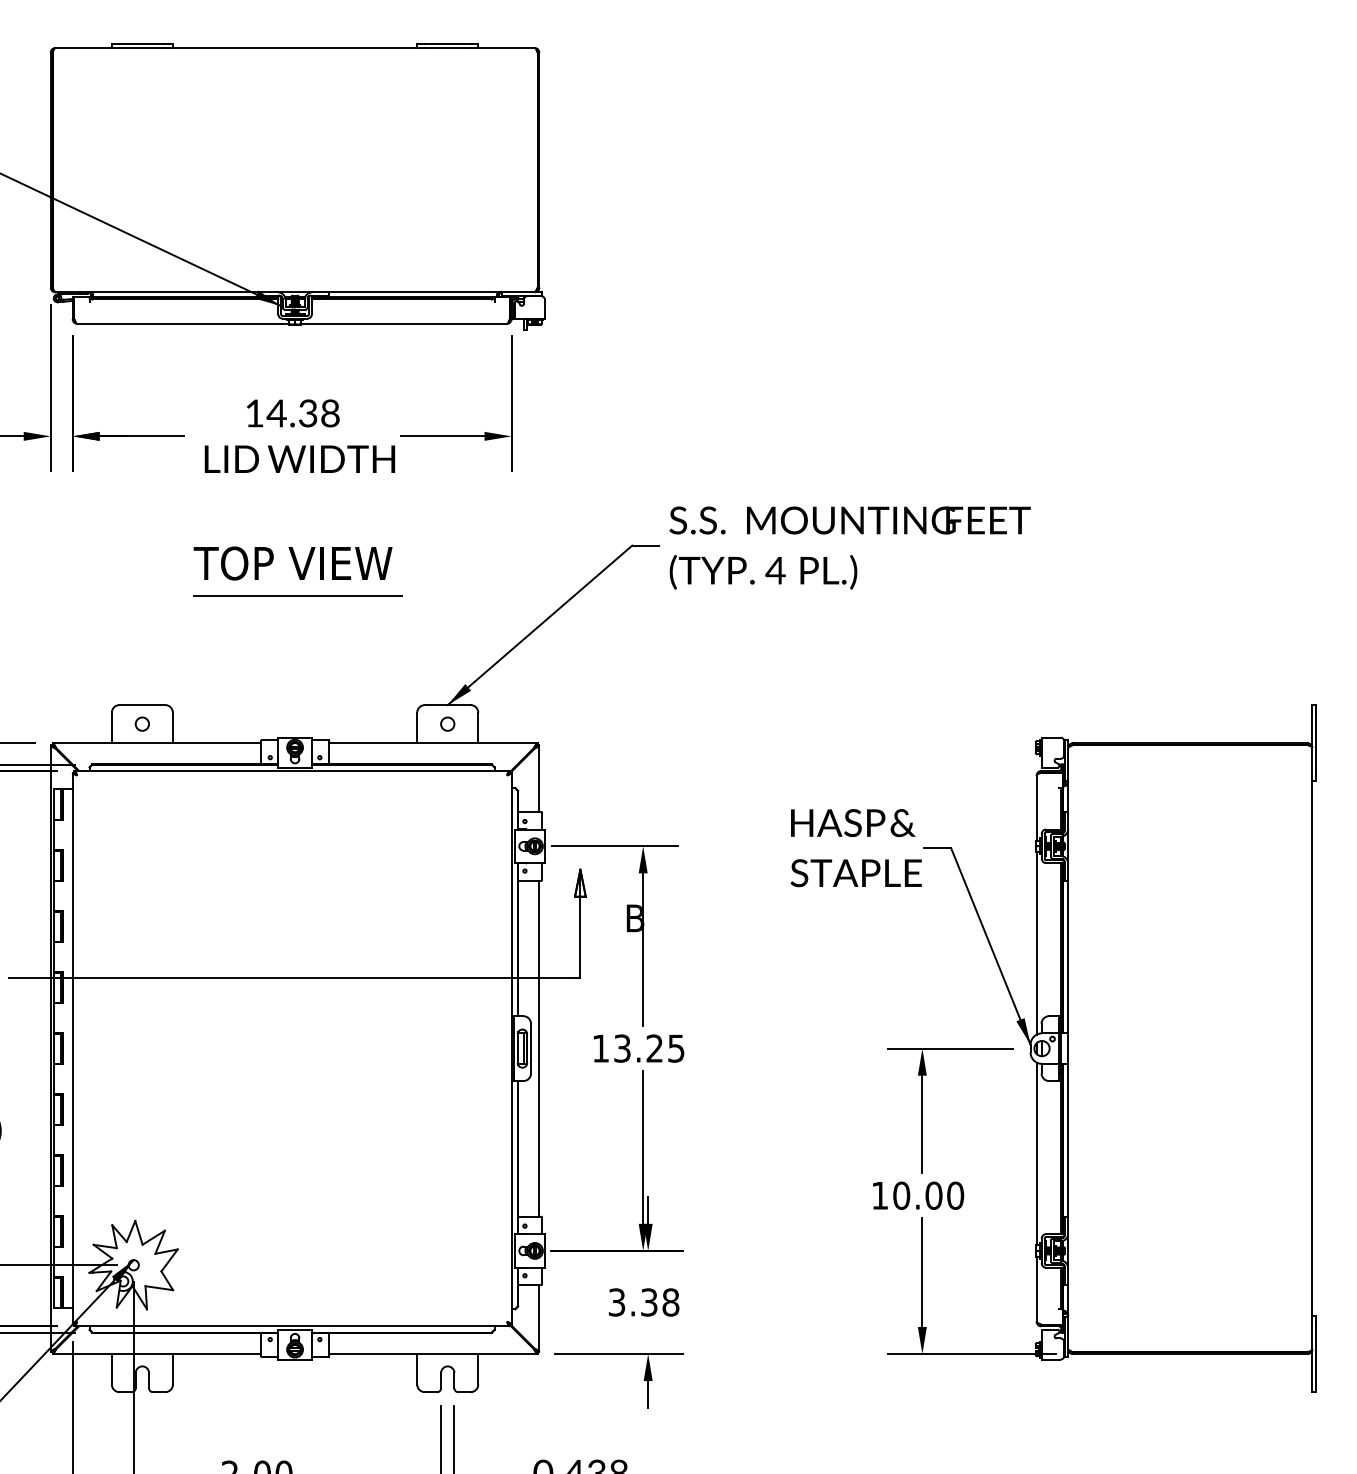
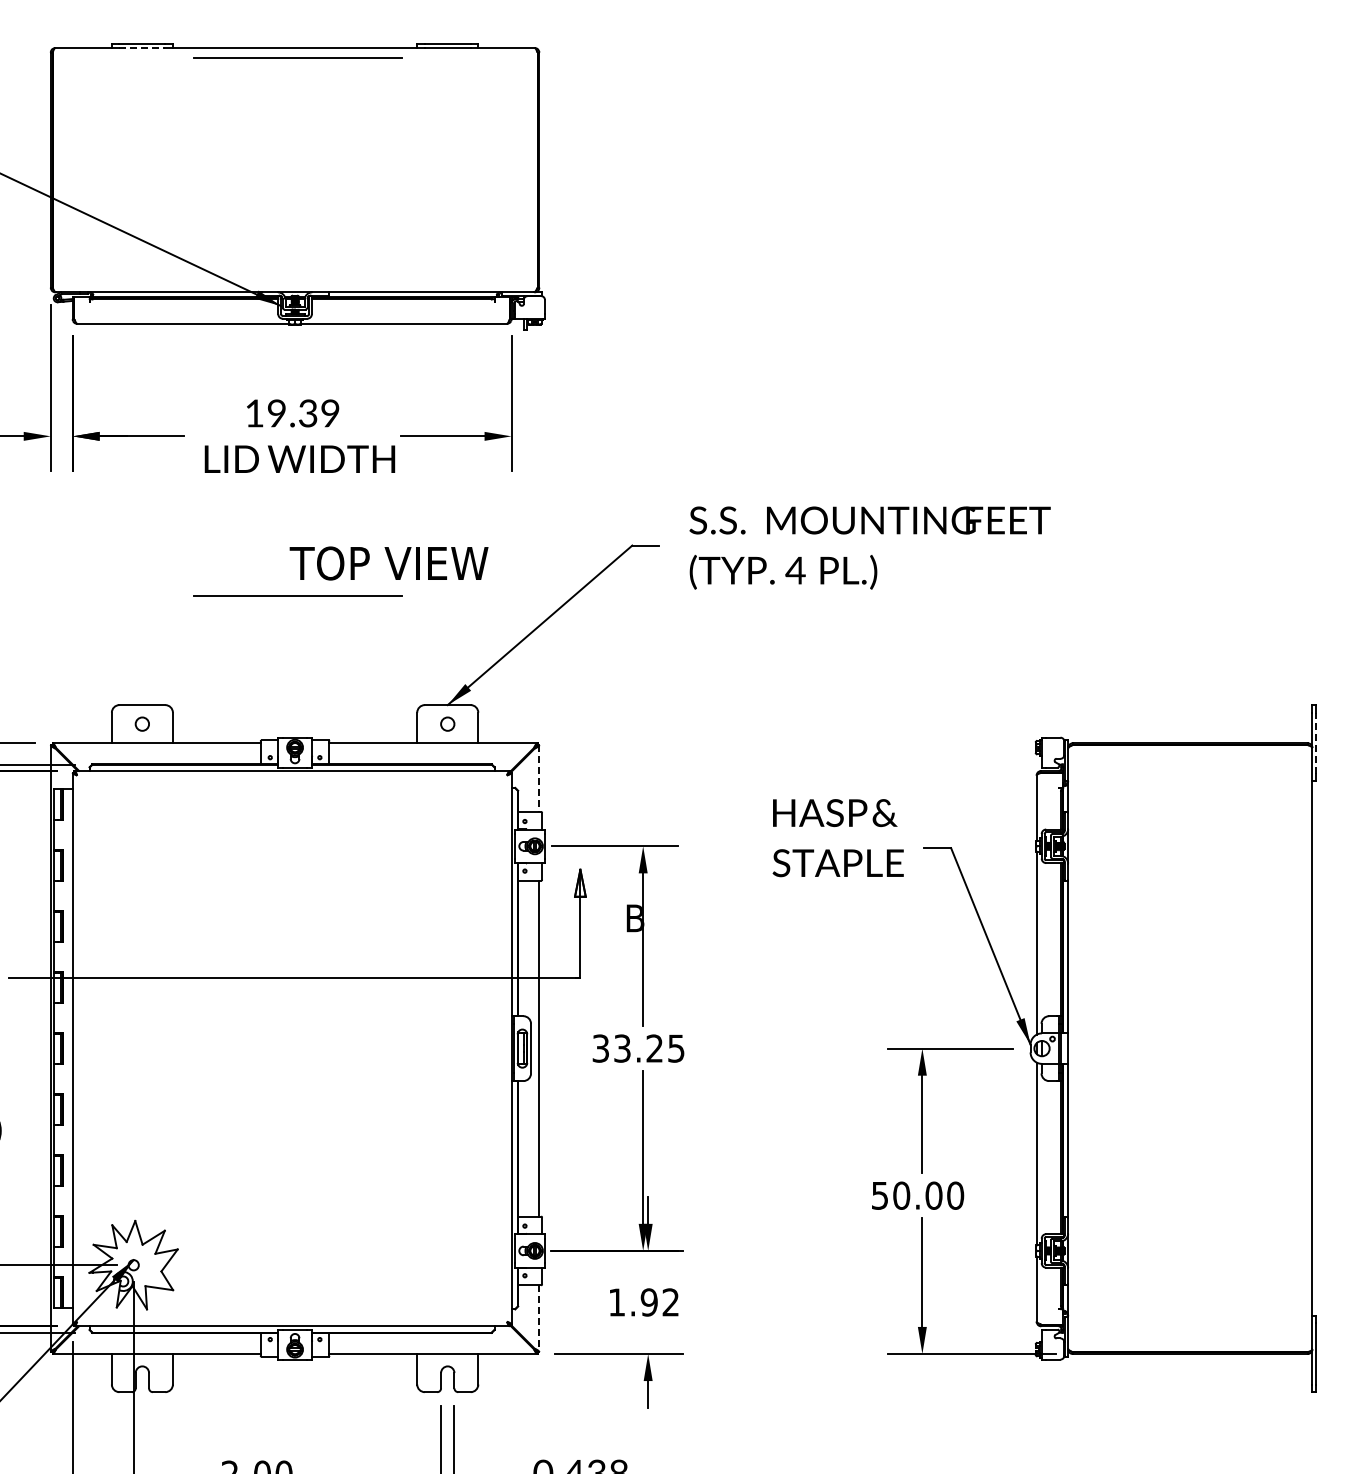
line: solid -> dashed (142, 48)
line: none -> present (297, 57)
text: 14.38 -> 19.39 (302, 413)
text position: (849, 547) -> (869, 547) (869, 547)
text position: (292, 563) -> (388, 563) (388, 563)
line: solid -> dashed (1316, 743)
line: solid -> dashed (539, 779)
text position: (855, 848) -> (837, 838) (837, 838)
text: 13.25 -> 33.25 (600, 1048)
text: 10.00 -> 50.00 (879, 1195)
text: 3.38 -> 1.92 (643, 1302)
line: solid -> dashed (539, 1319)
